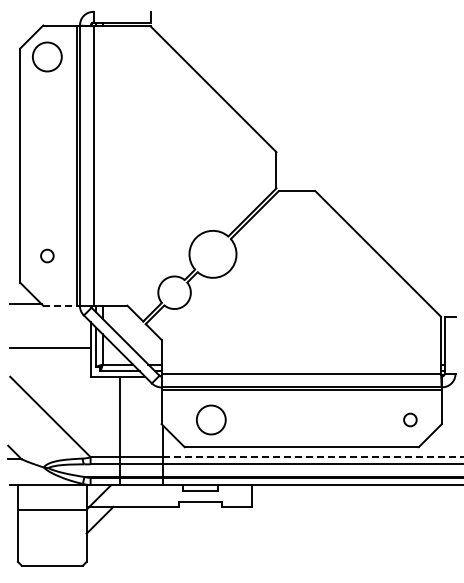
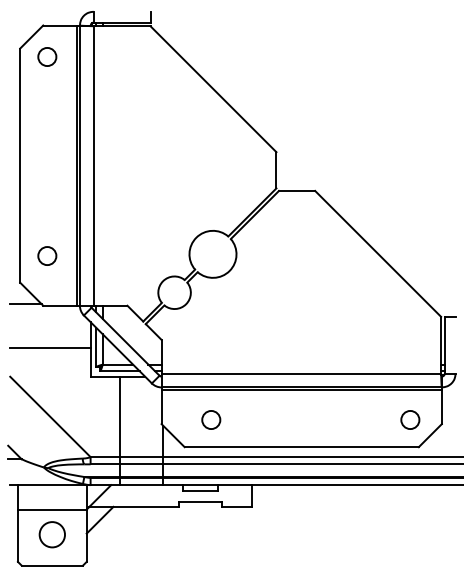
circle diameter: 29 px -> 18 px (47, 56)
circle size: 15x16 px -> 21x20 px (47, 255)
line: dashed -> solid (60, 305)
circle diameter: 29 px -> 18 px (211, 419)
circle size: 15x16 px -> 21x20 px (410, 419)
line: dashed -> solid (313, 457)
circle: none -> present (51, 534)
